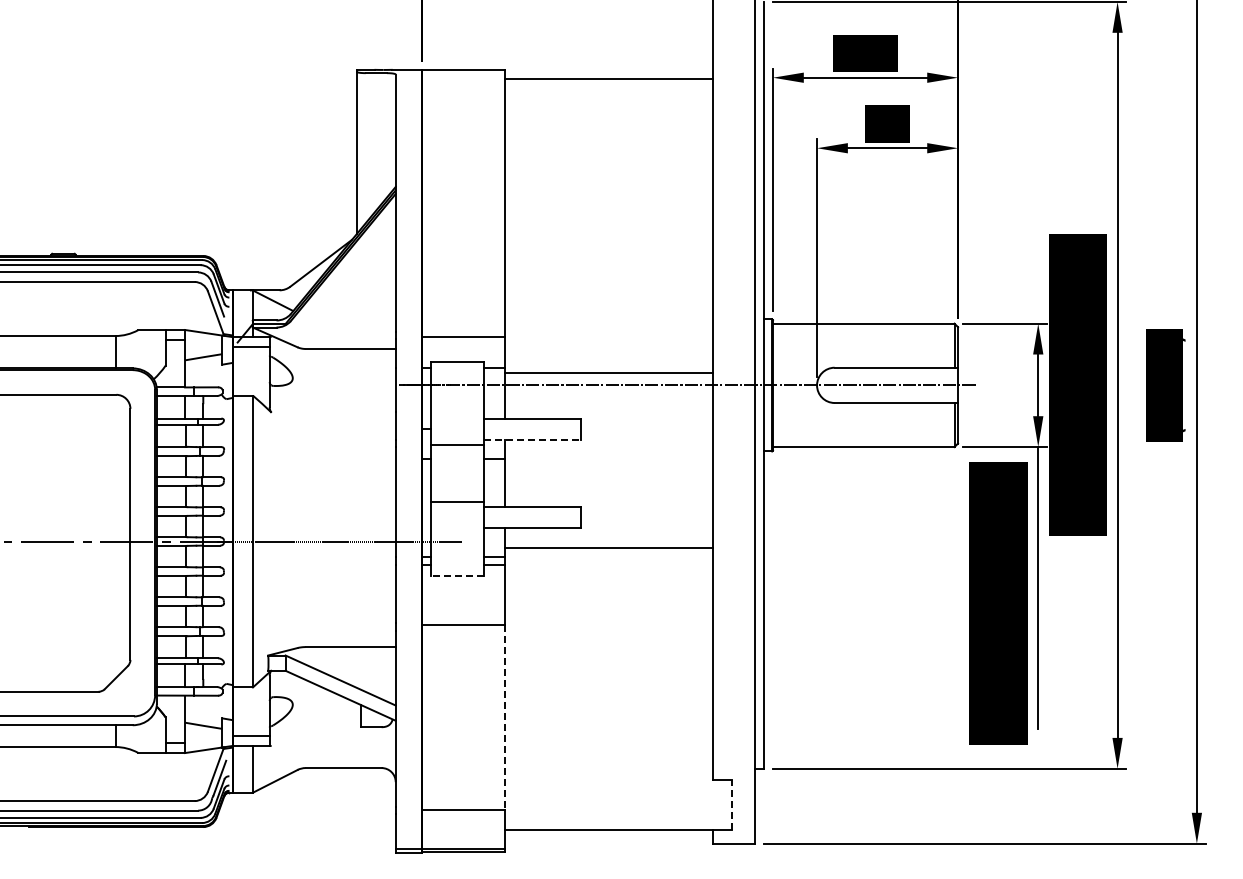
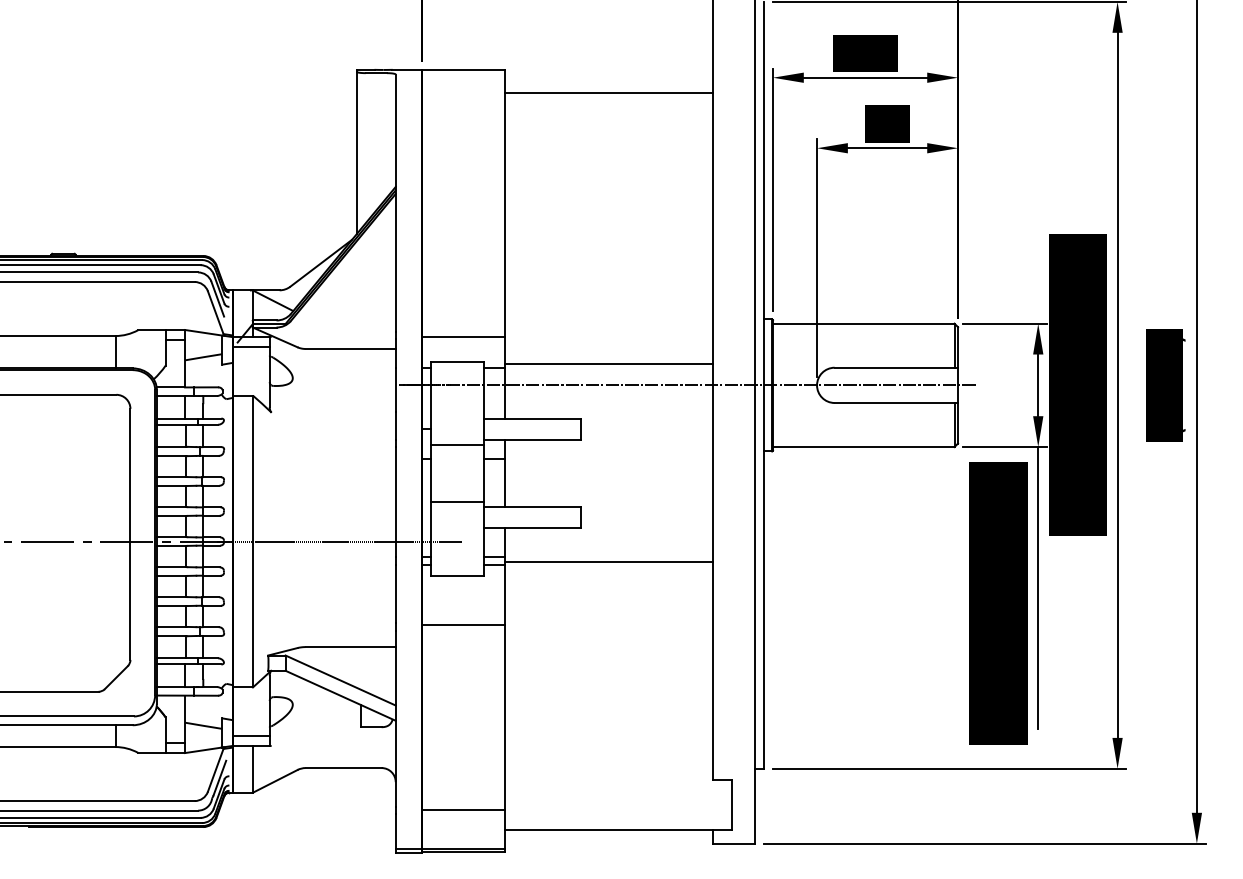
line position: (609, 78) -> (609, 92) (609, 92)
line position: (609, 373) -> (609, 364) (609, 364)
line: dashed -> solid (532, 440)
line position: (609, 548) -> (609, 562) (609, 562)
line: dashed -> solid (456, 576)
line: dashed -> solid (505, 718)
line: dashed -> solid (732, 804)
